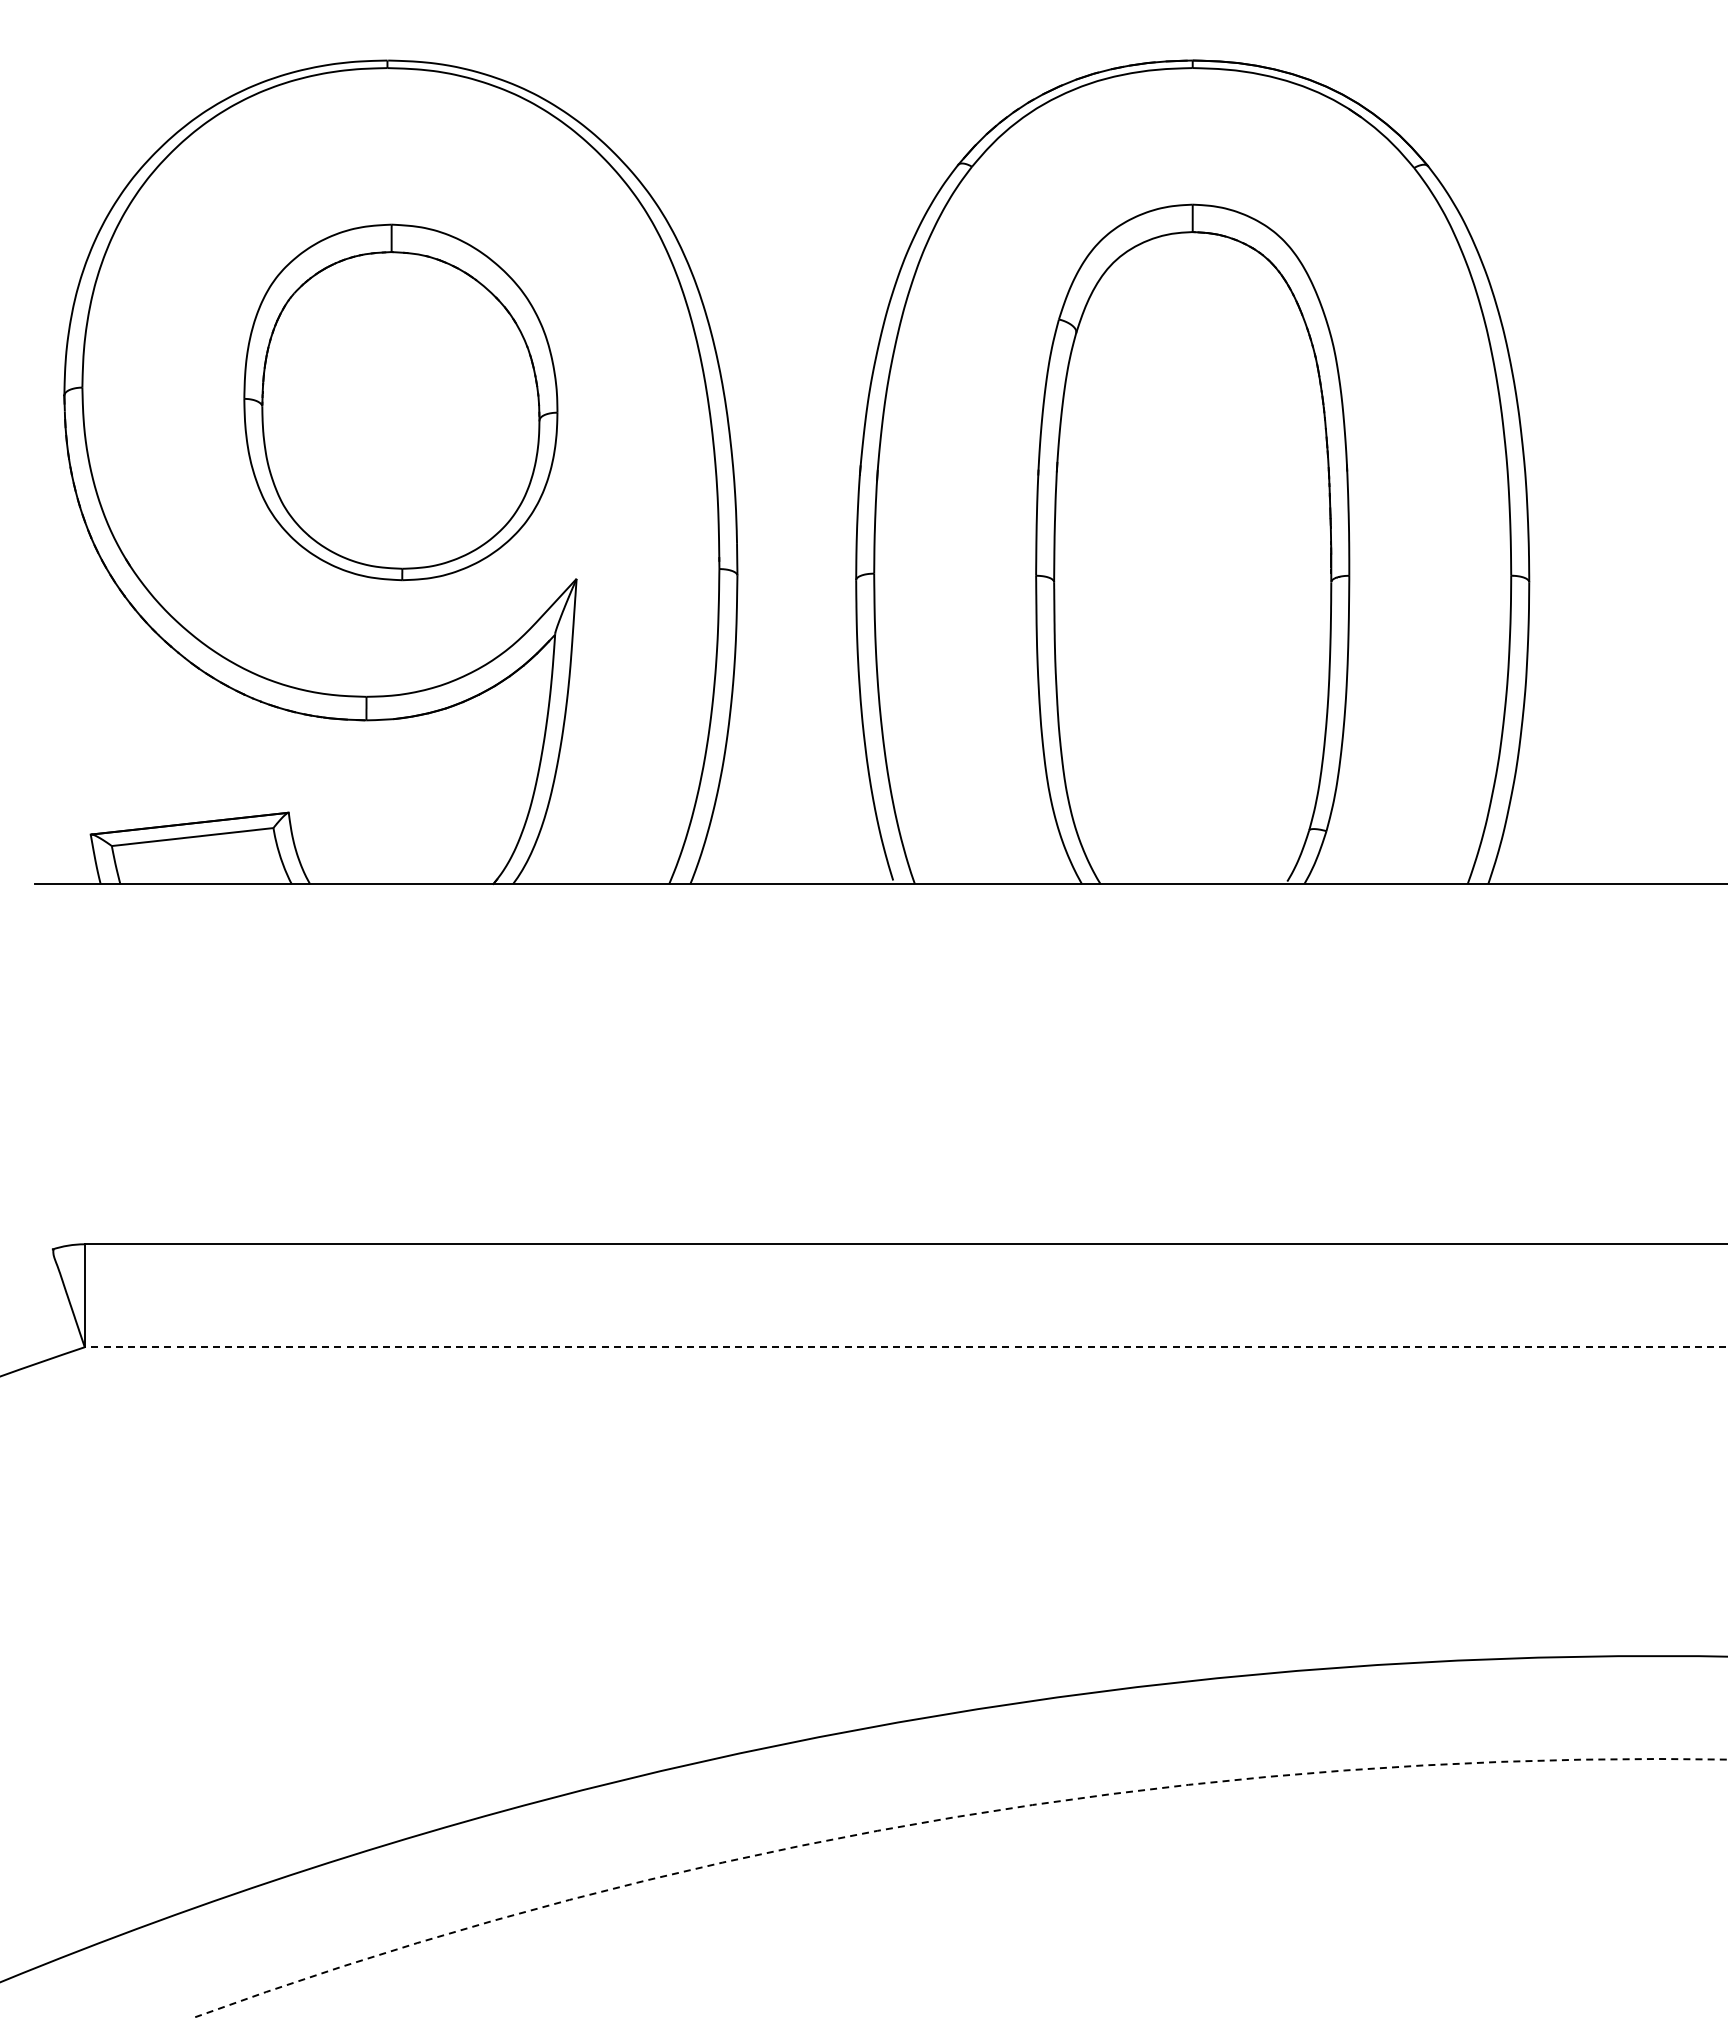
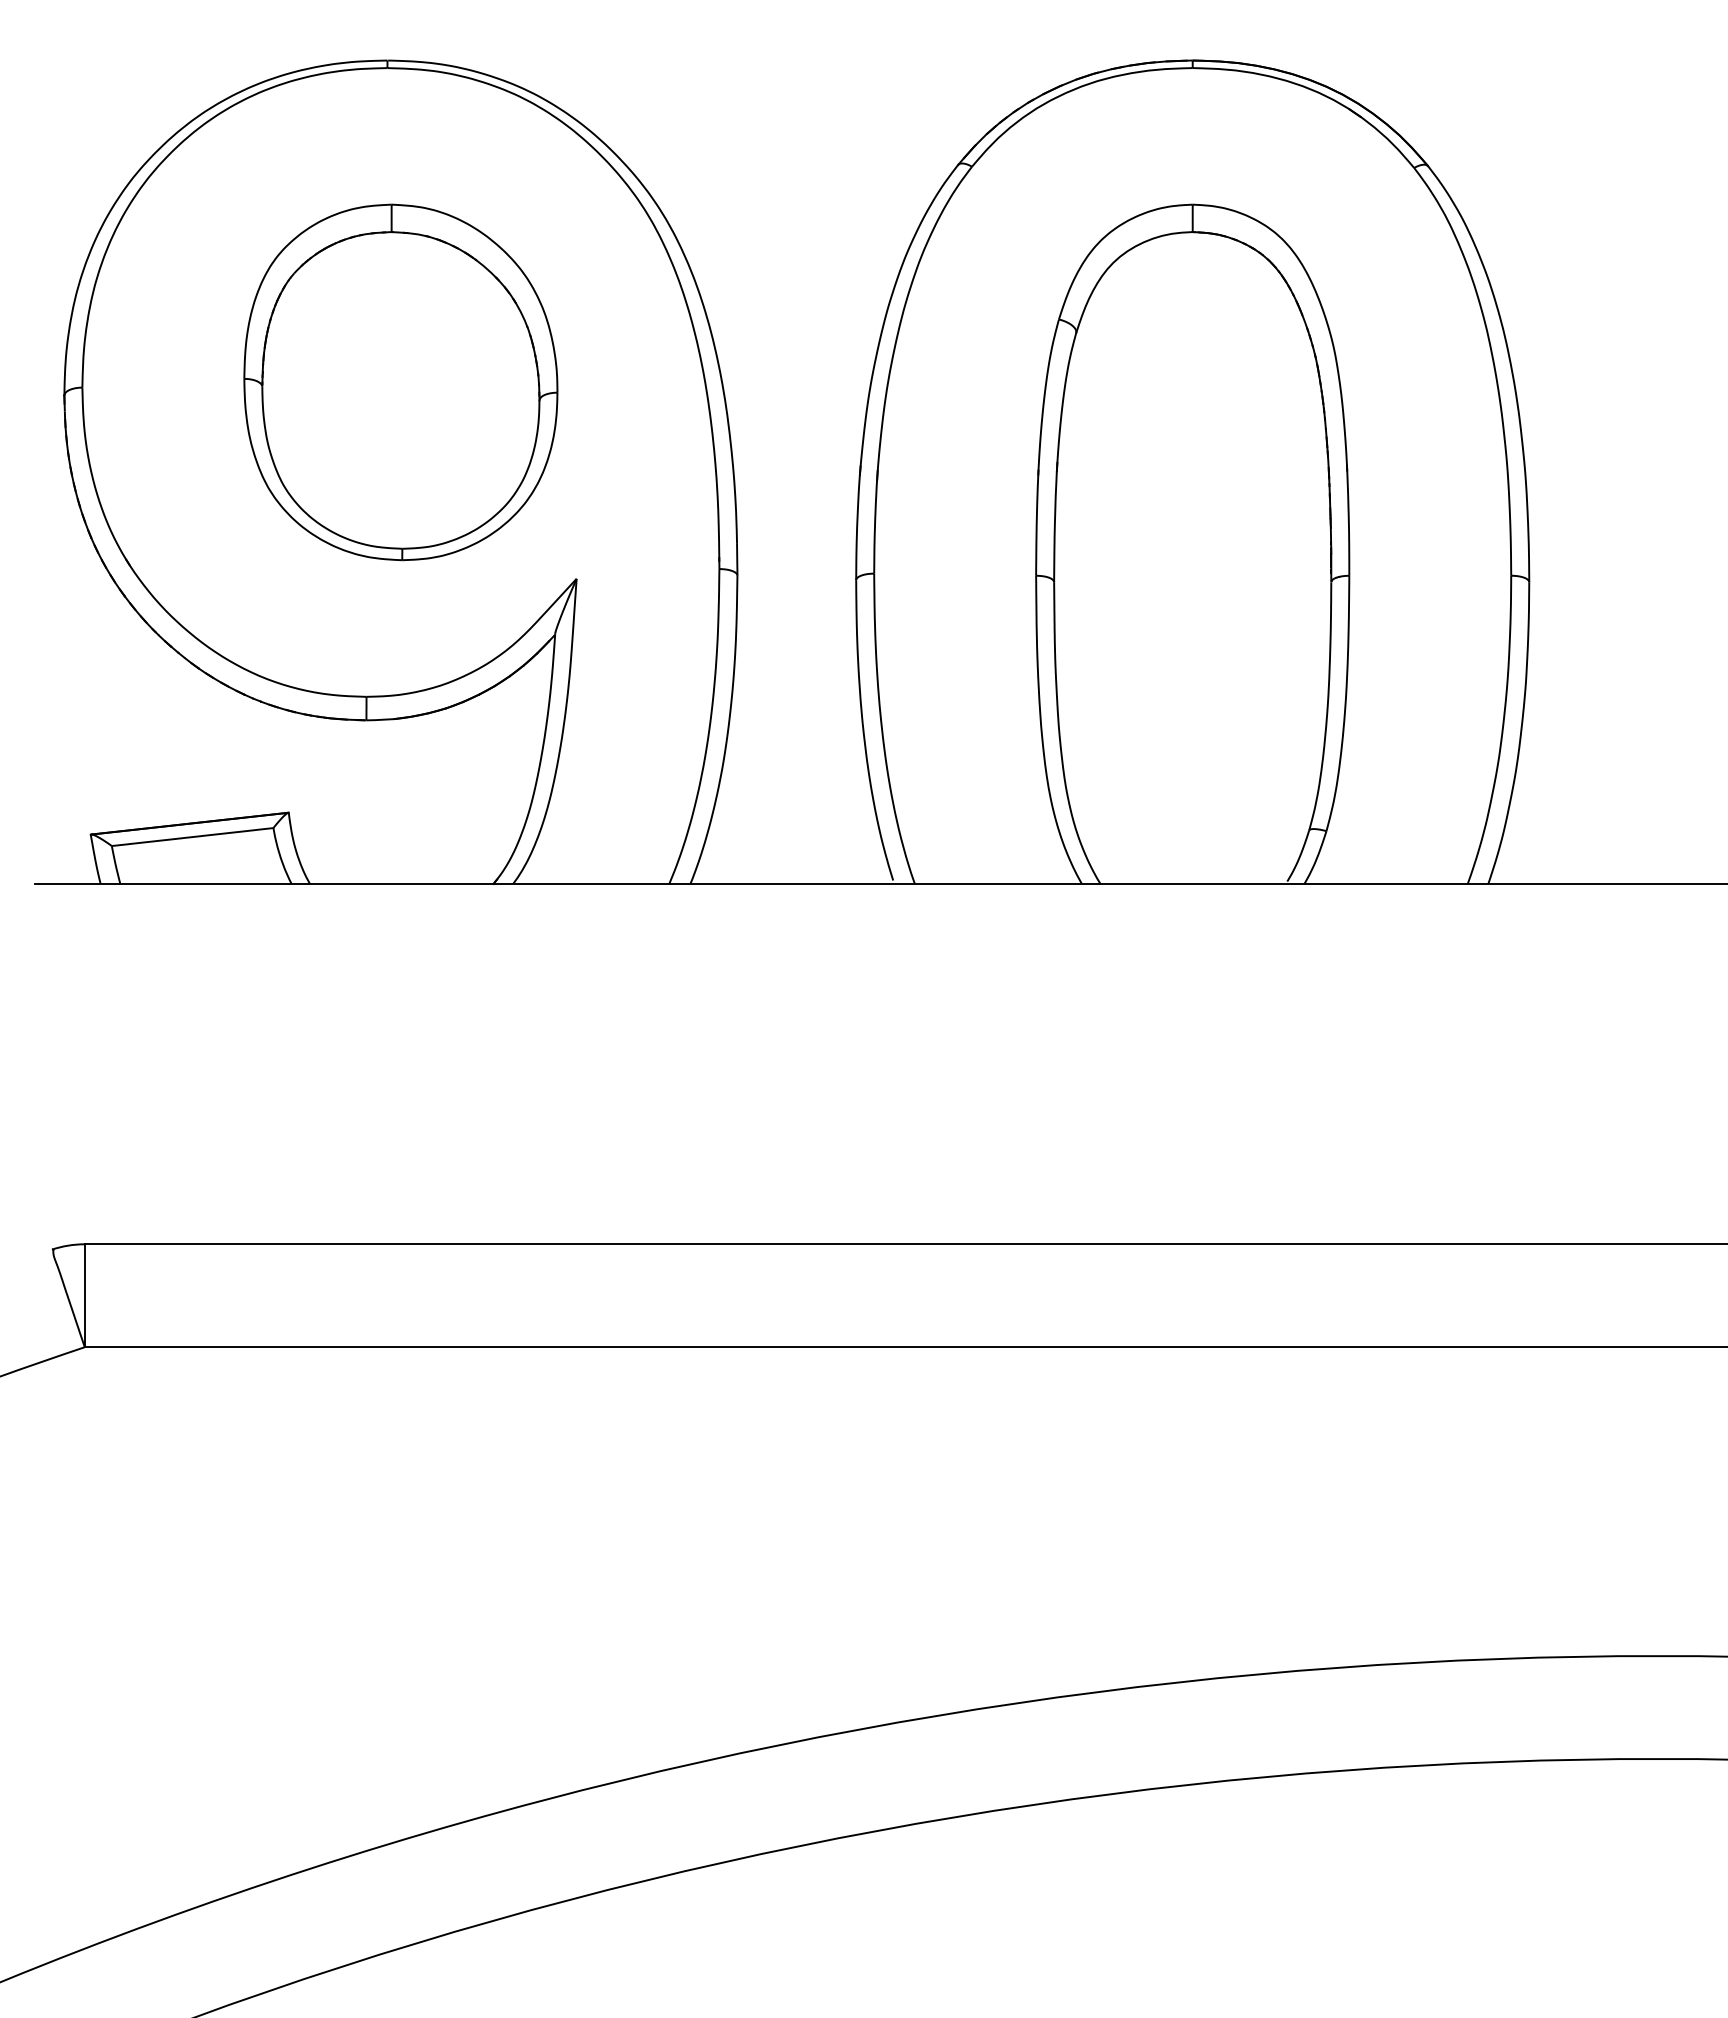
part position: (400, 402) -> (400, 382) (400, 382)
line: dashed -> solid (905, 1347)
arc: dashed -> solid (950, 1817)
